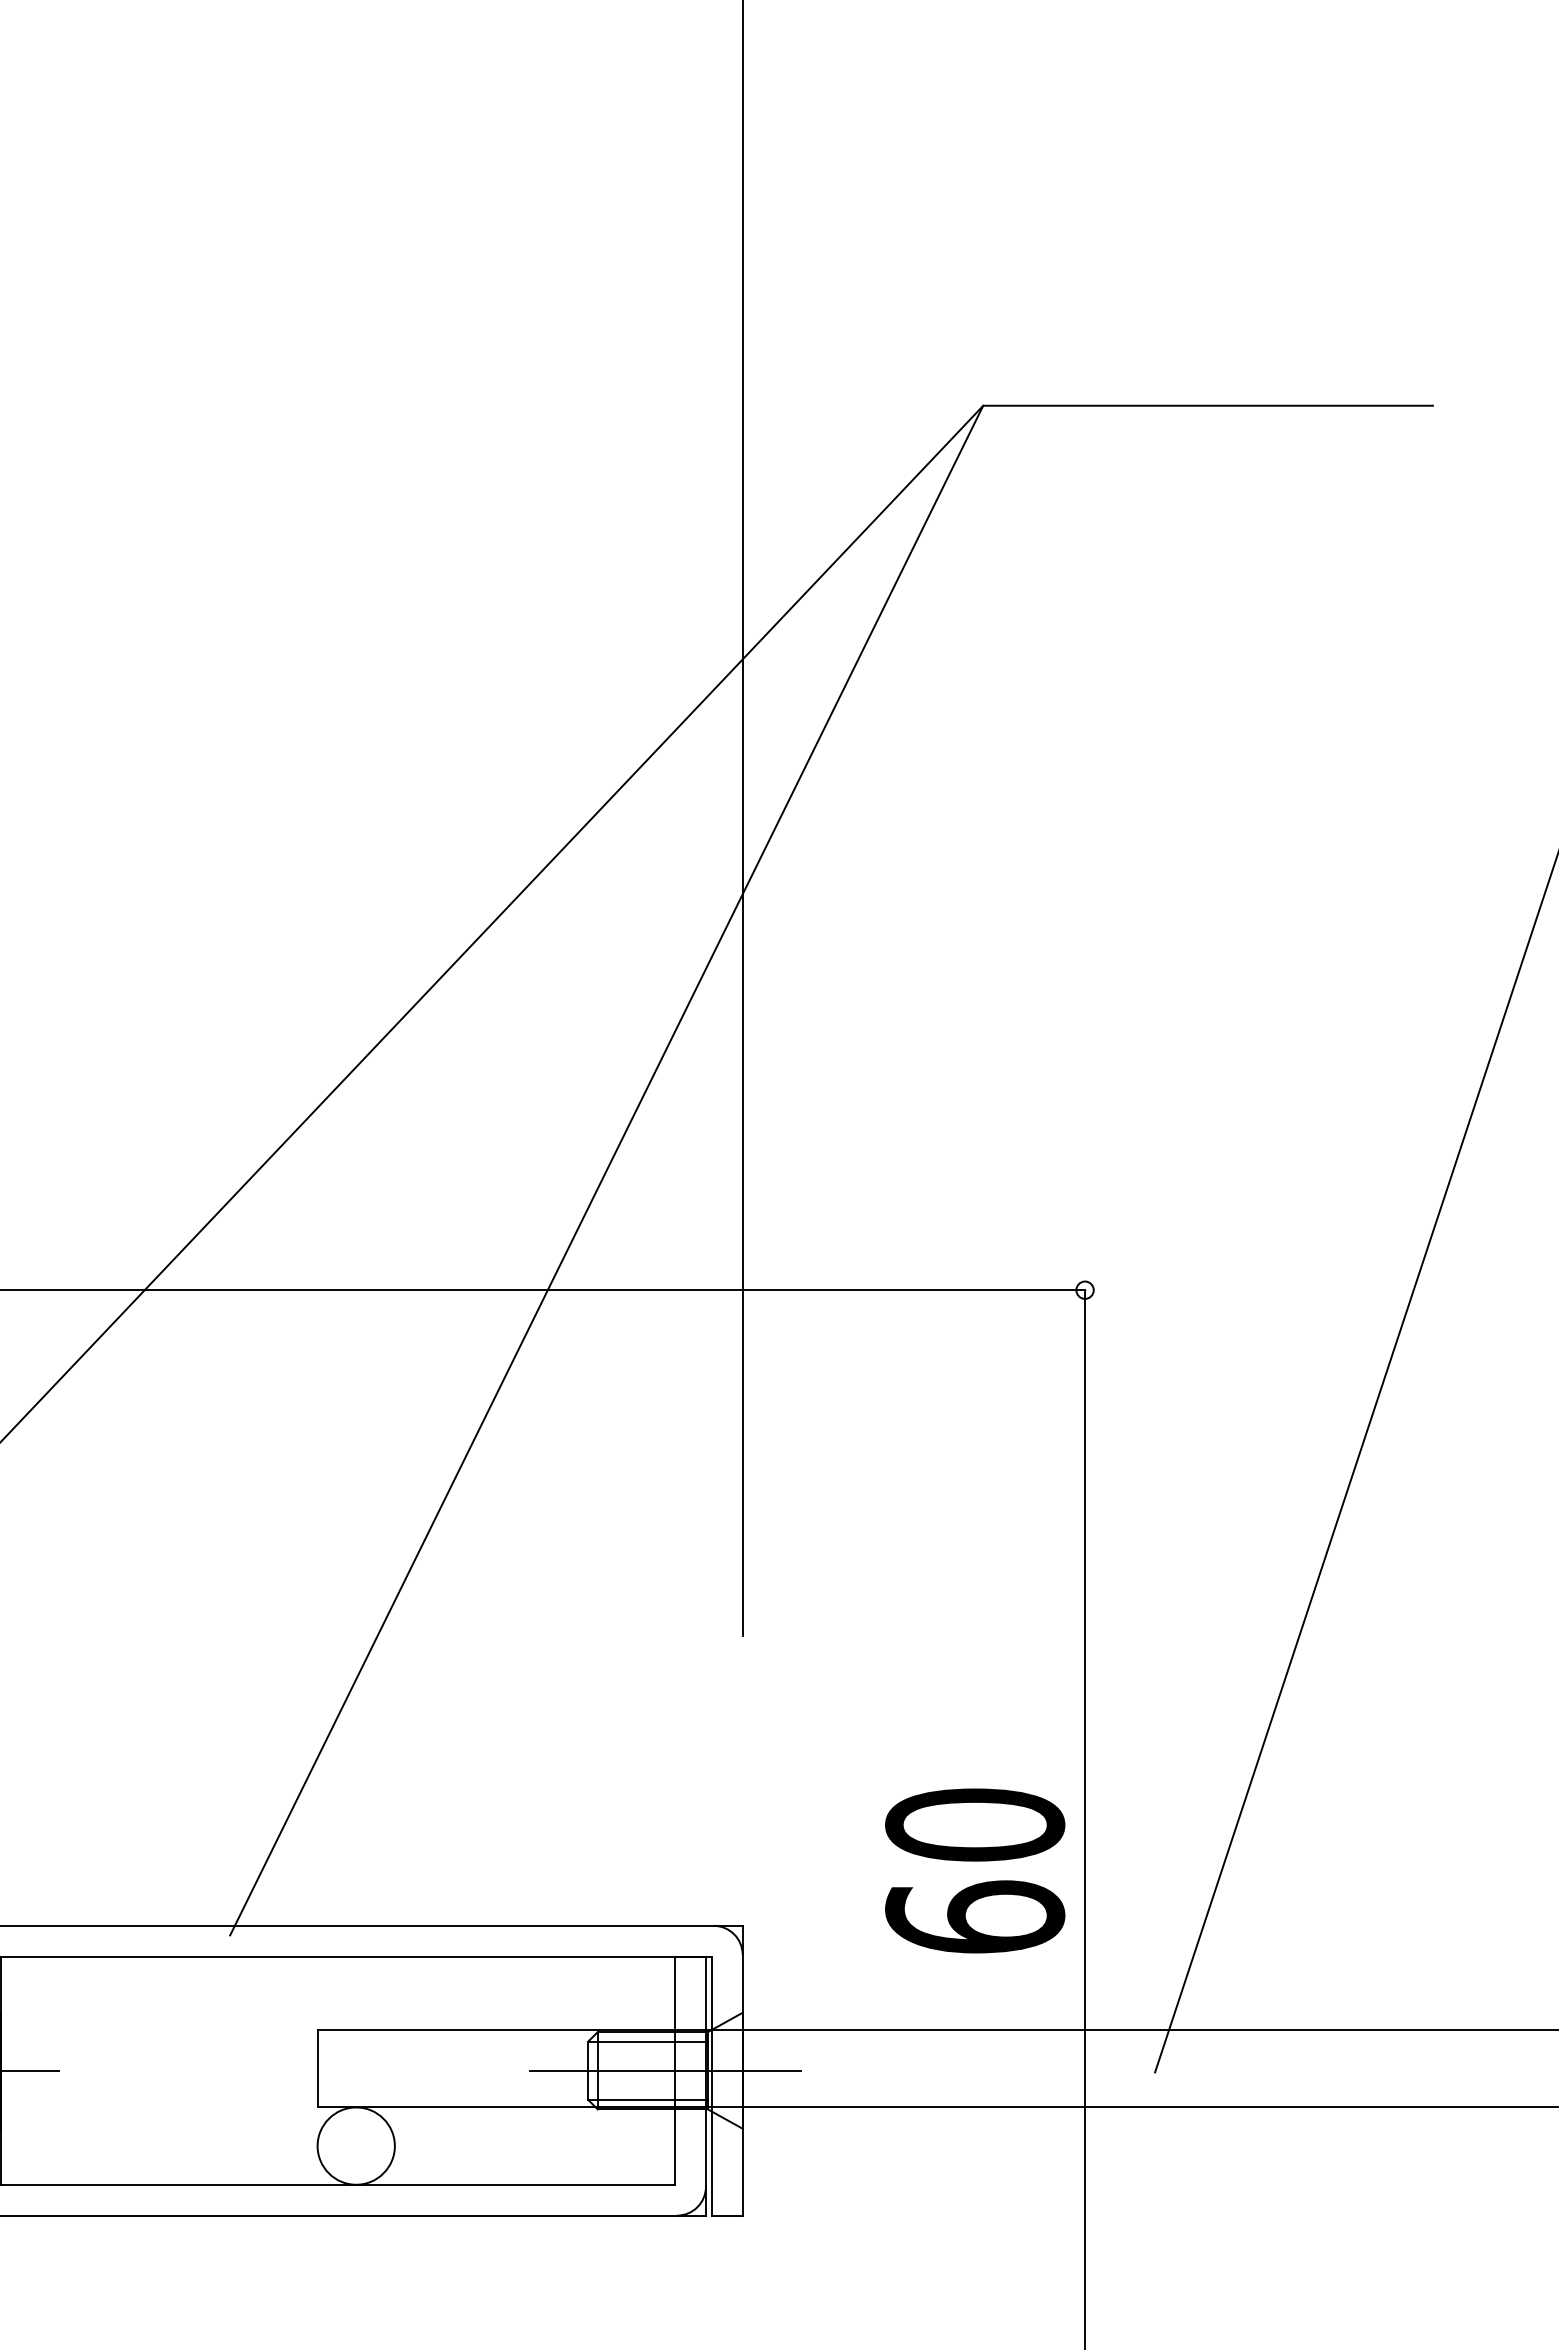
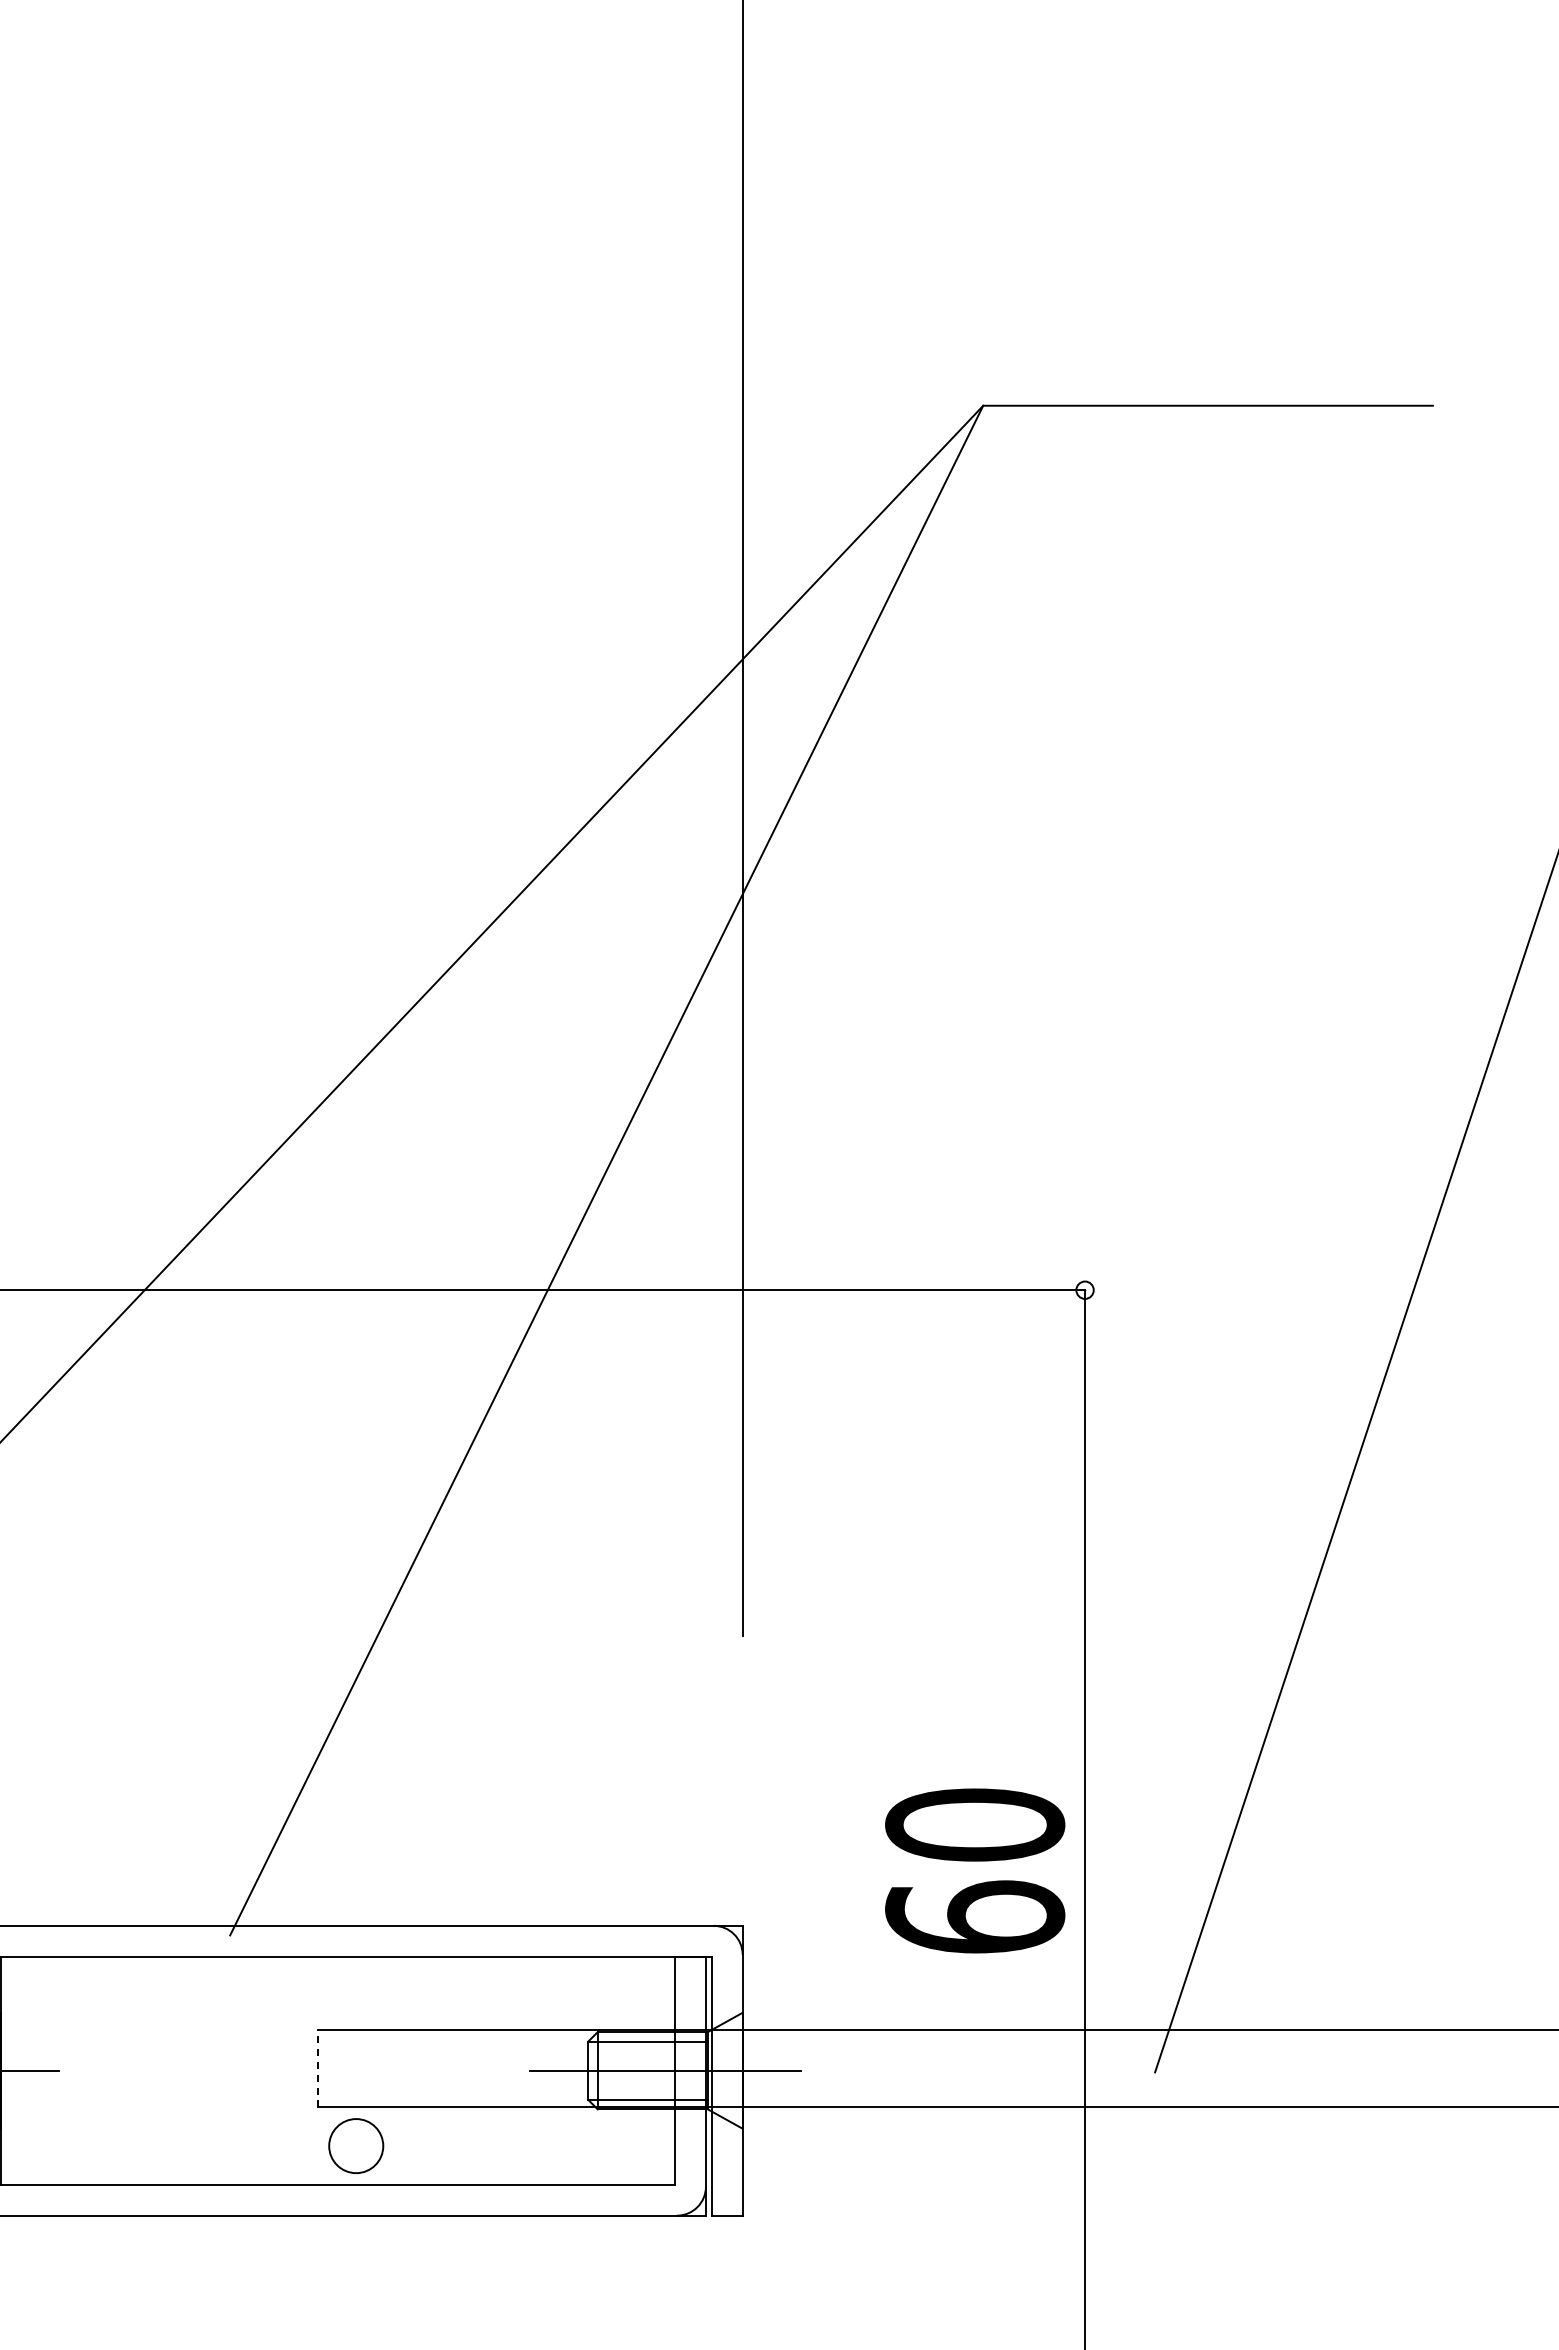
line: solid -> dashed (317, 2068)
circle diameter: 77 px -> 54 px (356, 2146)
